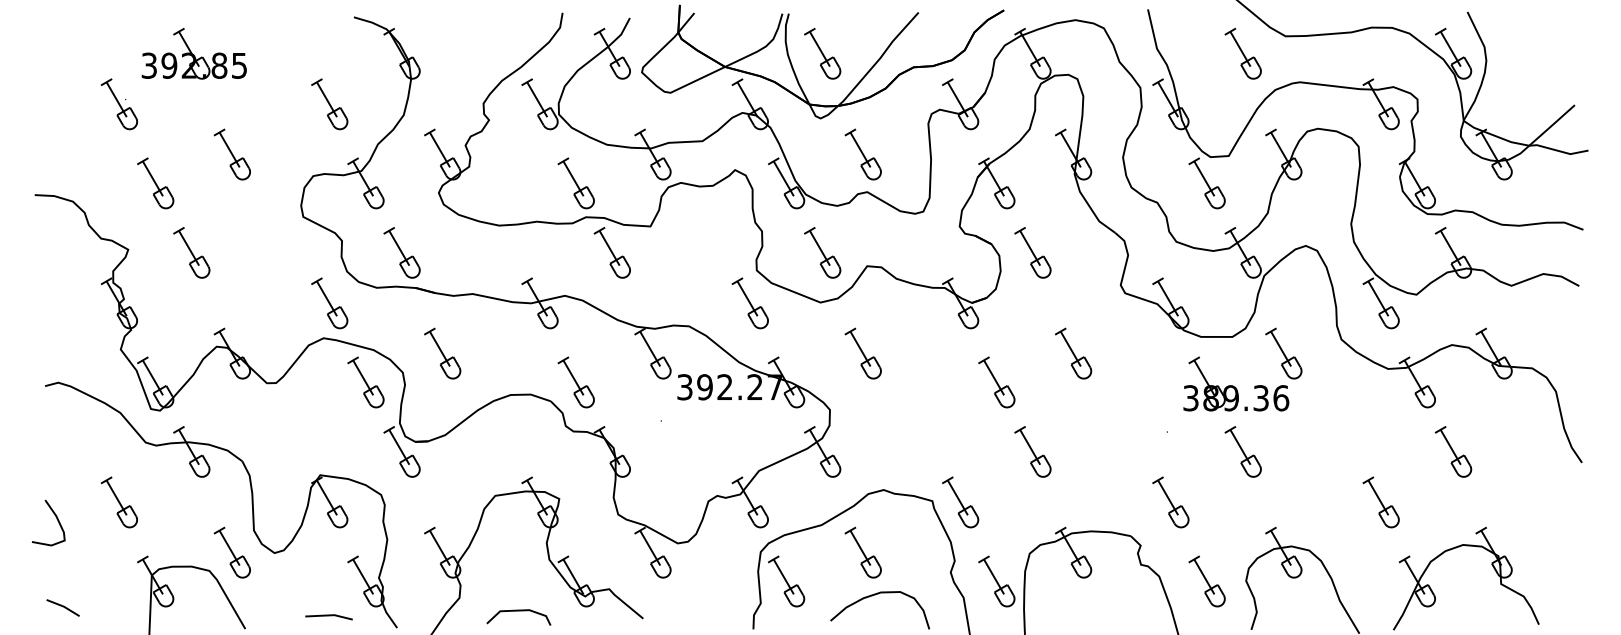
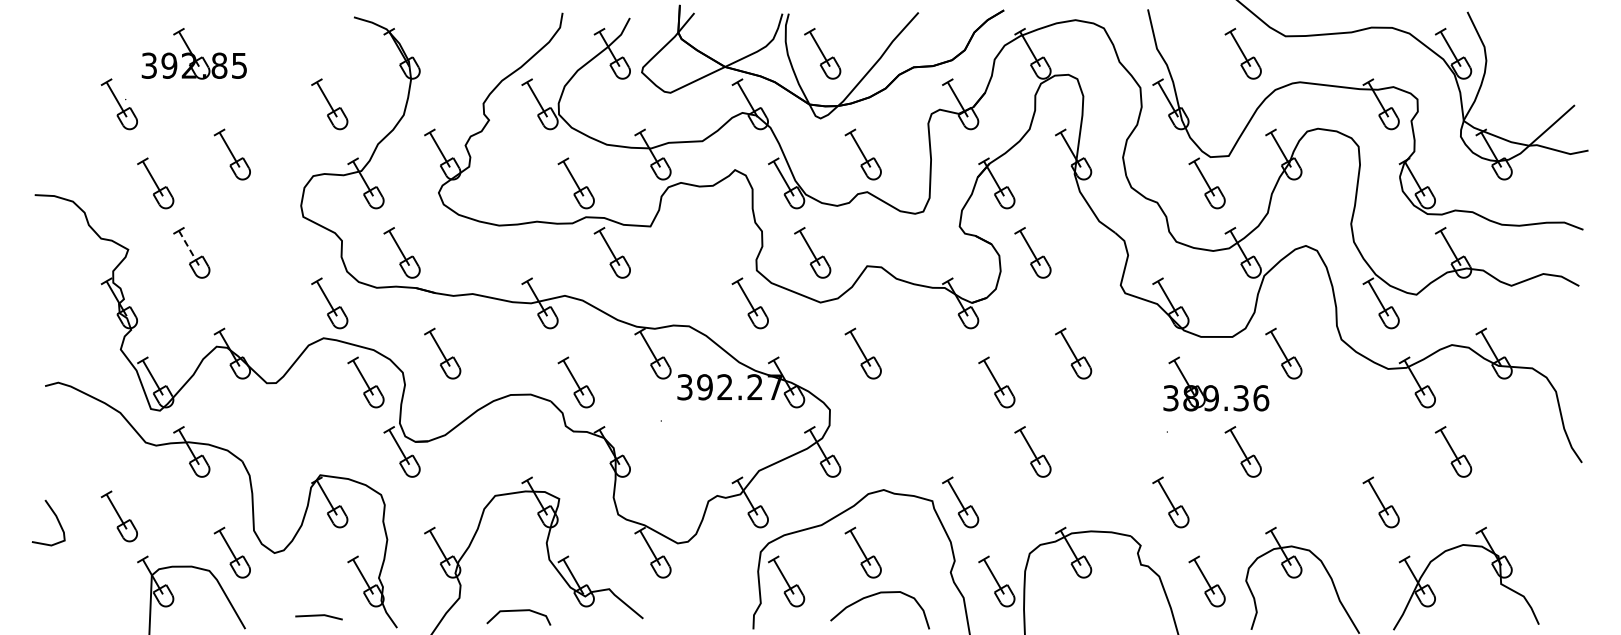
line: solid -> dashed (189, 248)
part position: (822, 252) -> (812, 252) (812, 252)
part position: (1236, 383) -> (1216, 383) (1216, 383)
part position: (118, 502) -> (118, 516) (118, 516)
line: present -> none (62, 607)
line position: (328, 616) -> (318, 616) (318, 616)
